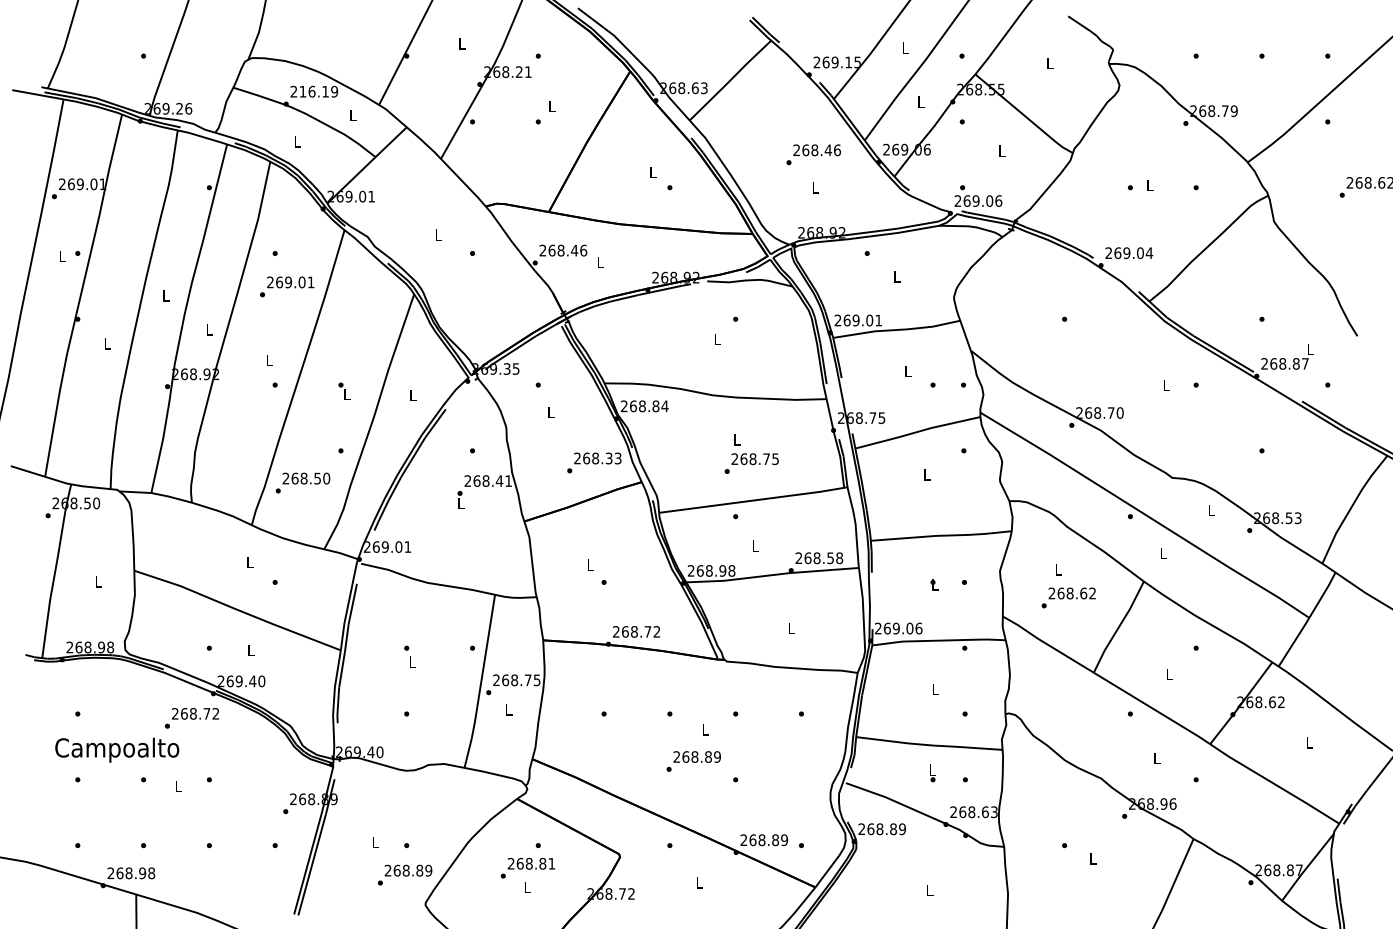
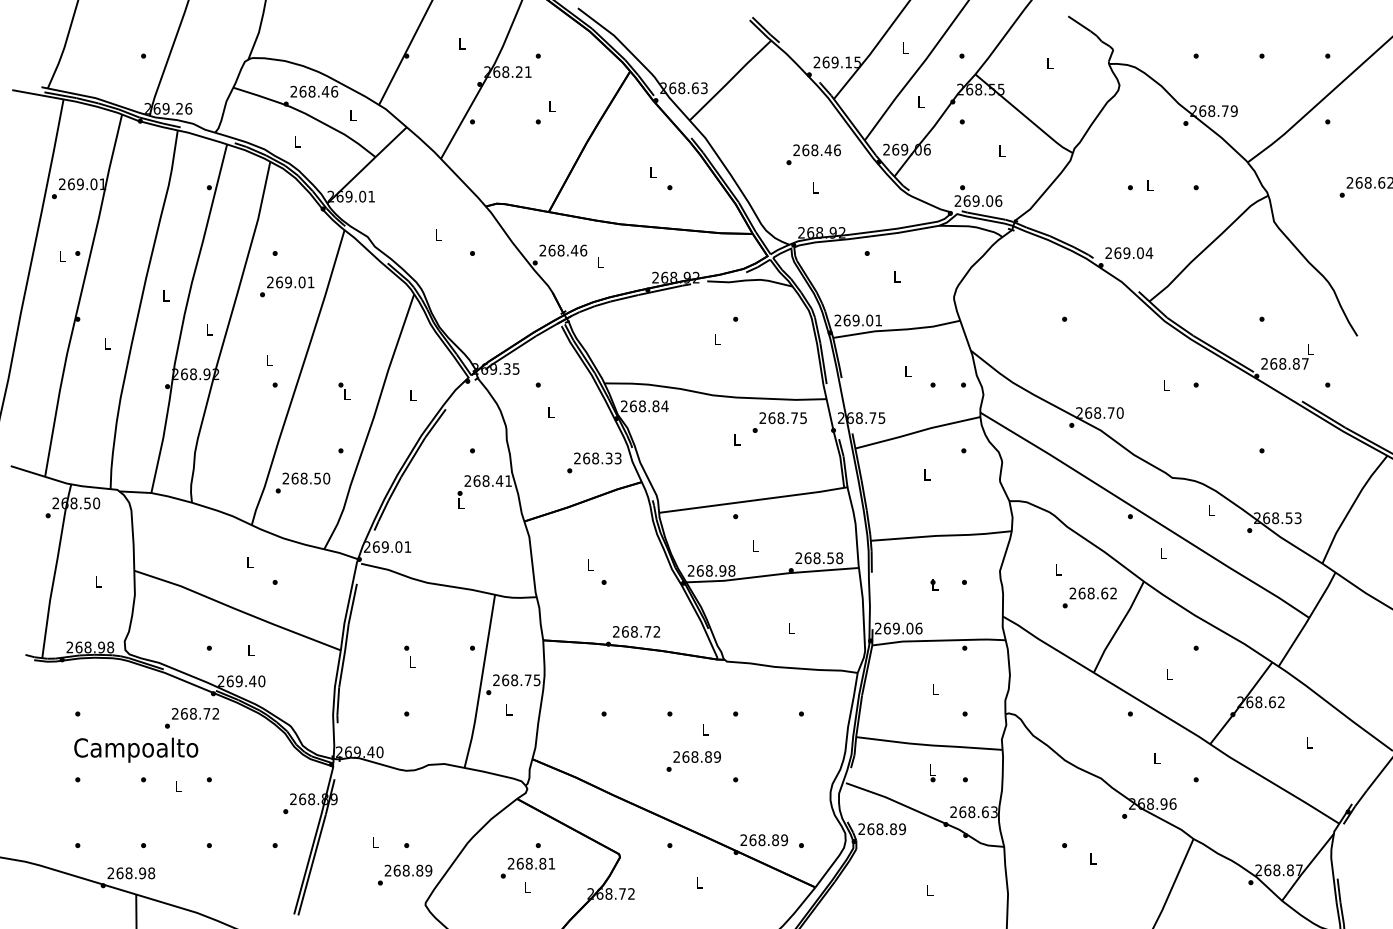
text: 216.19 -> 268.46 (318, 91)
text position: (751, 463) -> (779, 422) (779, 422)
text position: (1068, 597) -> (1089, 597) (1089, 597)
text position: (117, 749) -> (136, 749) (136, 749)
